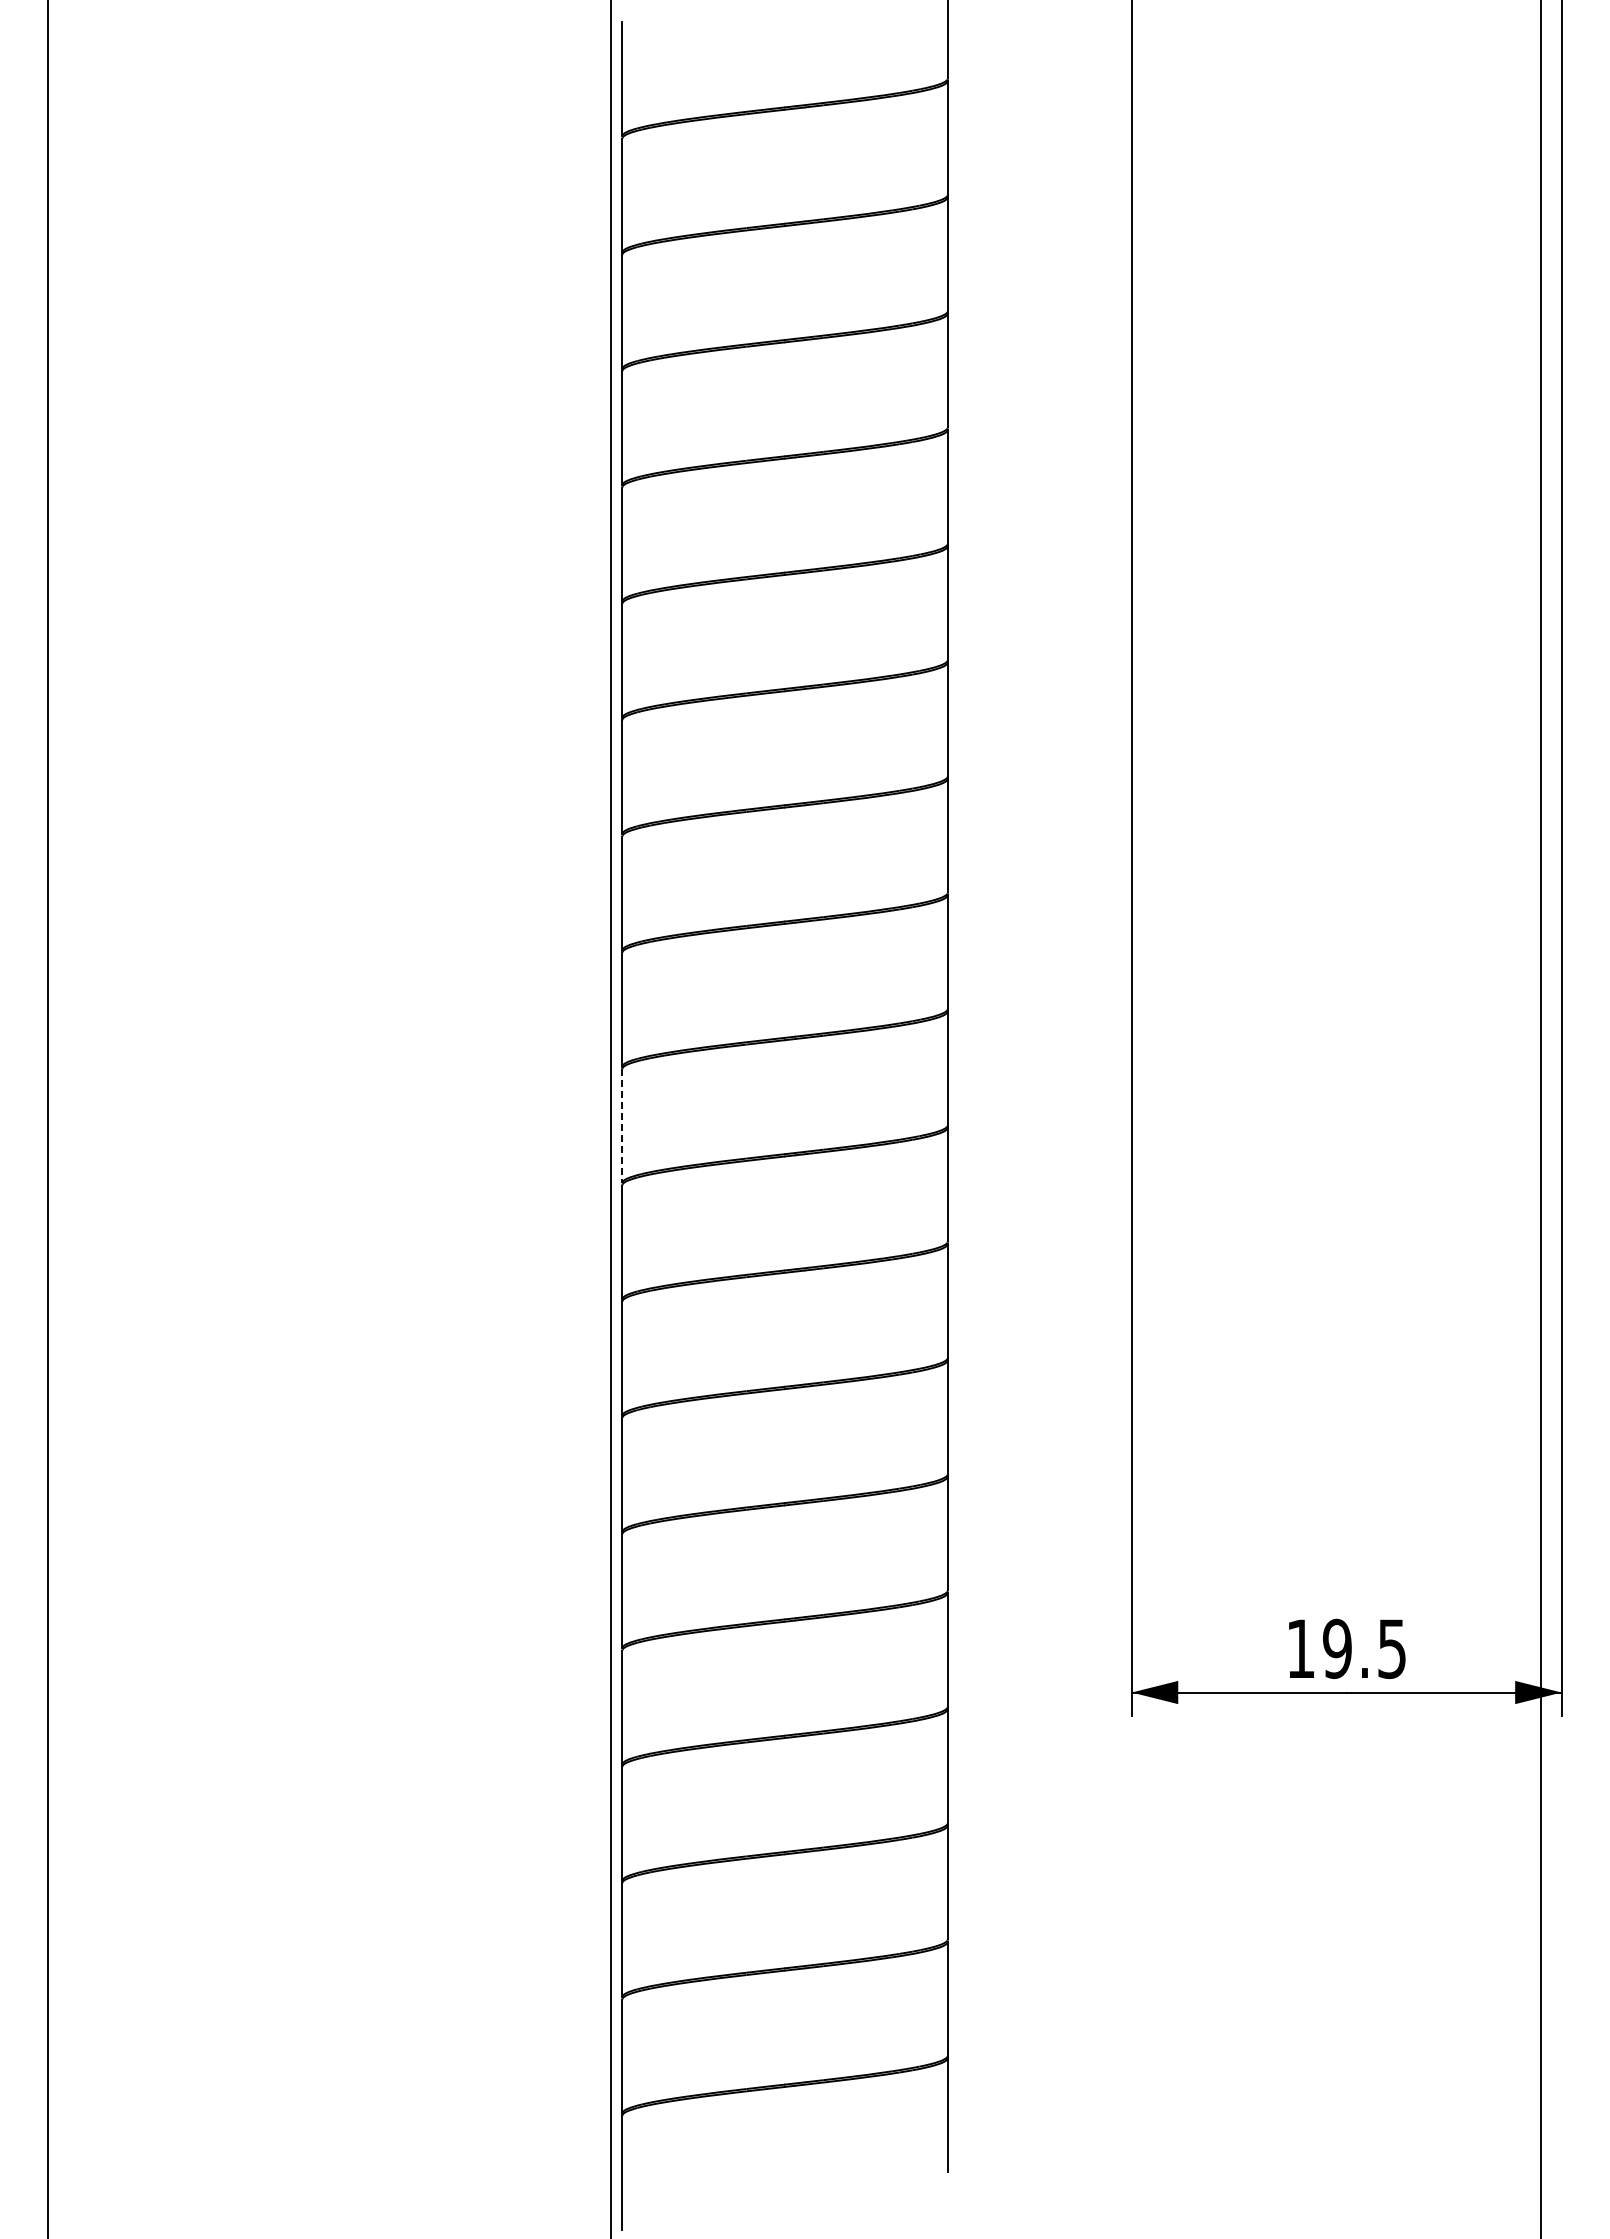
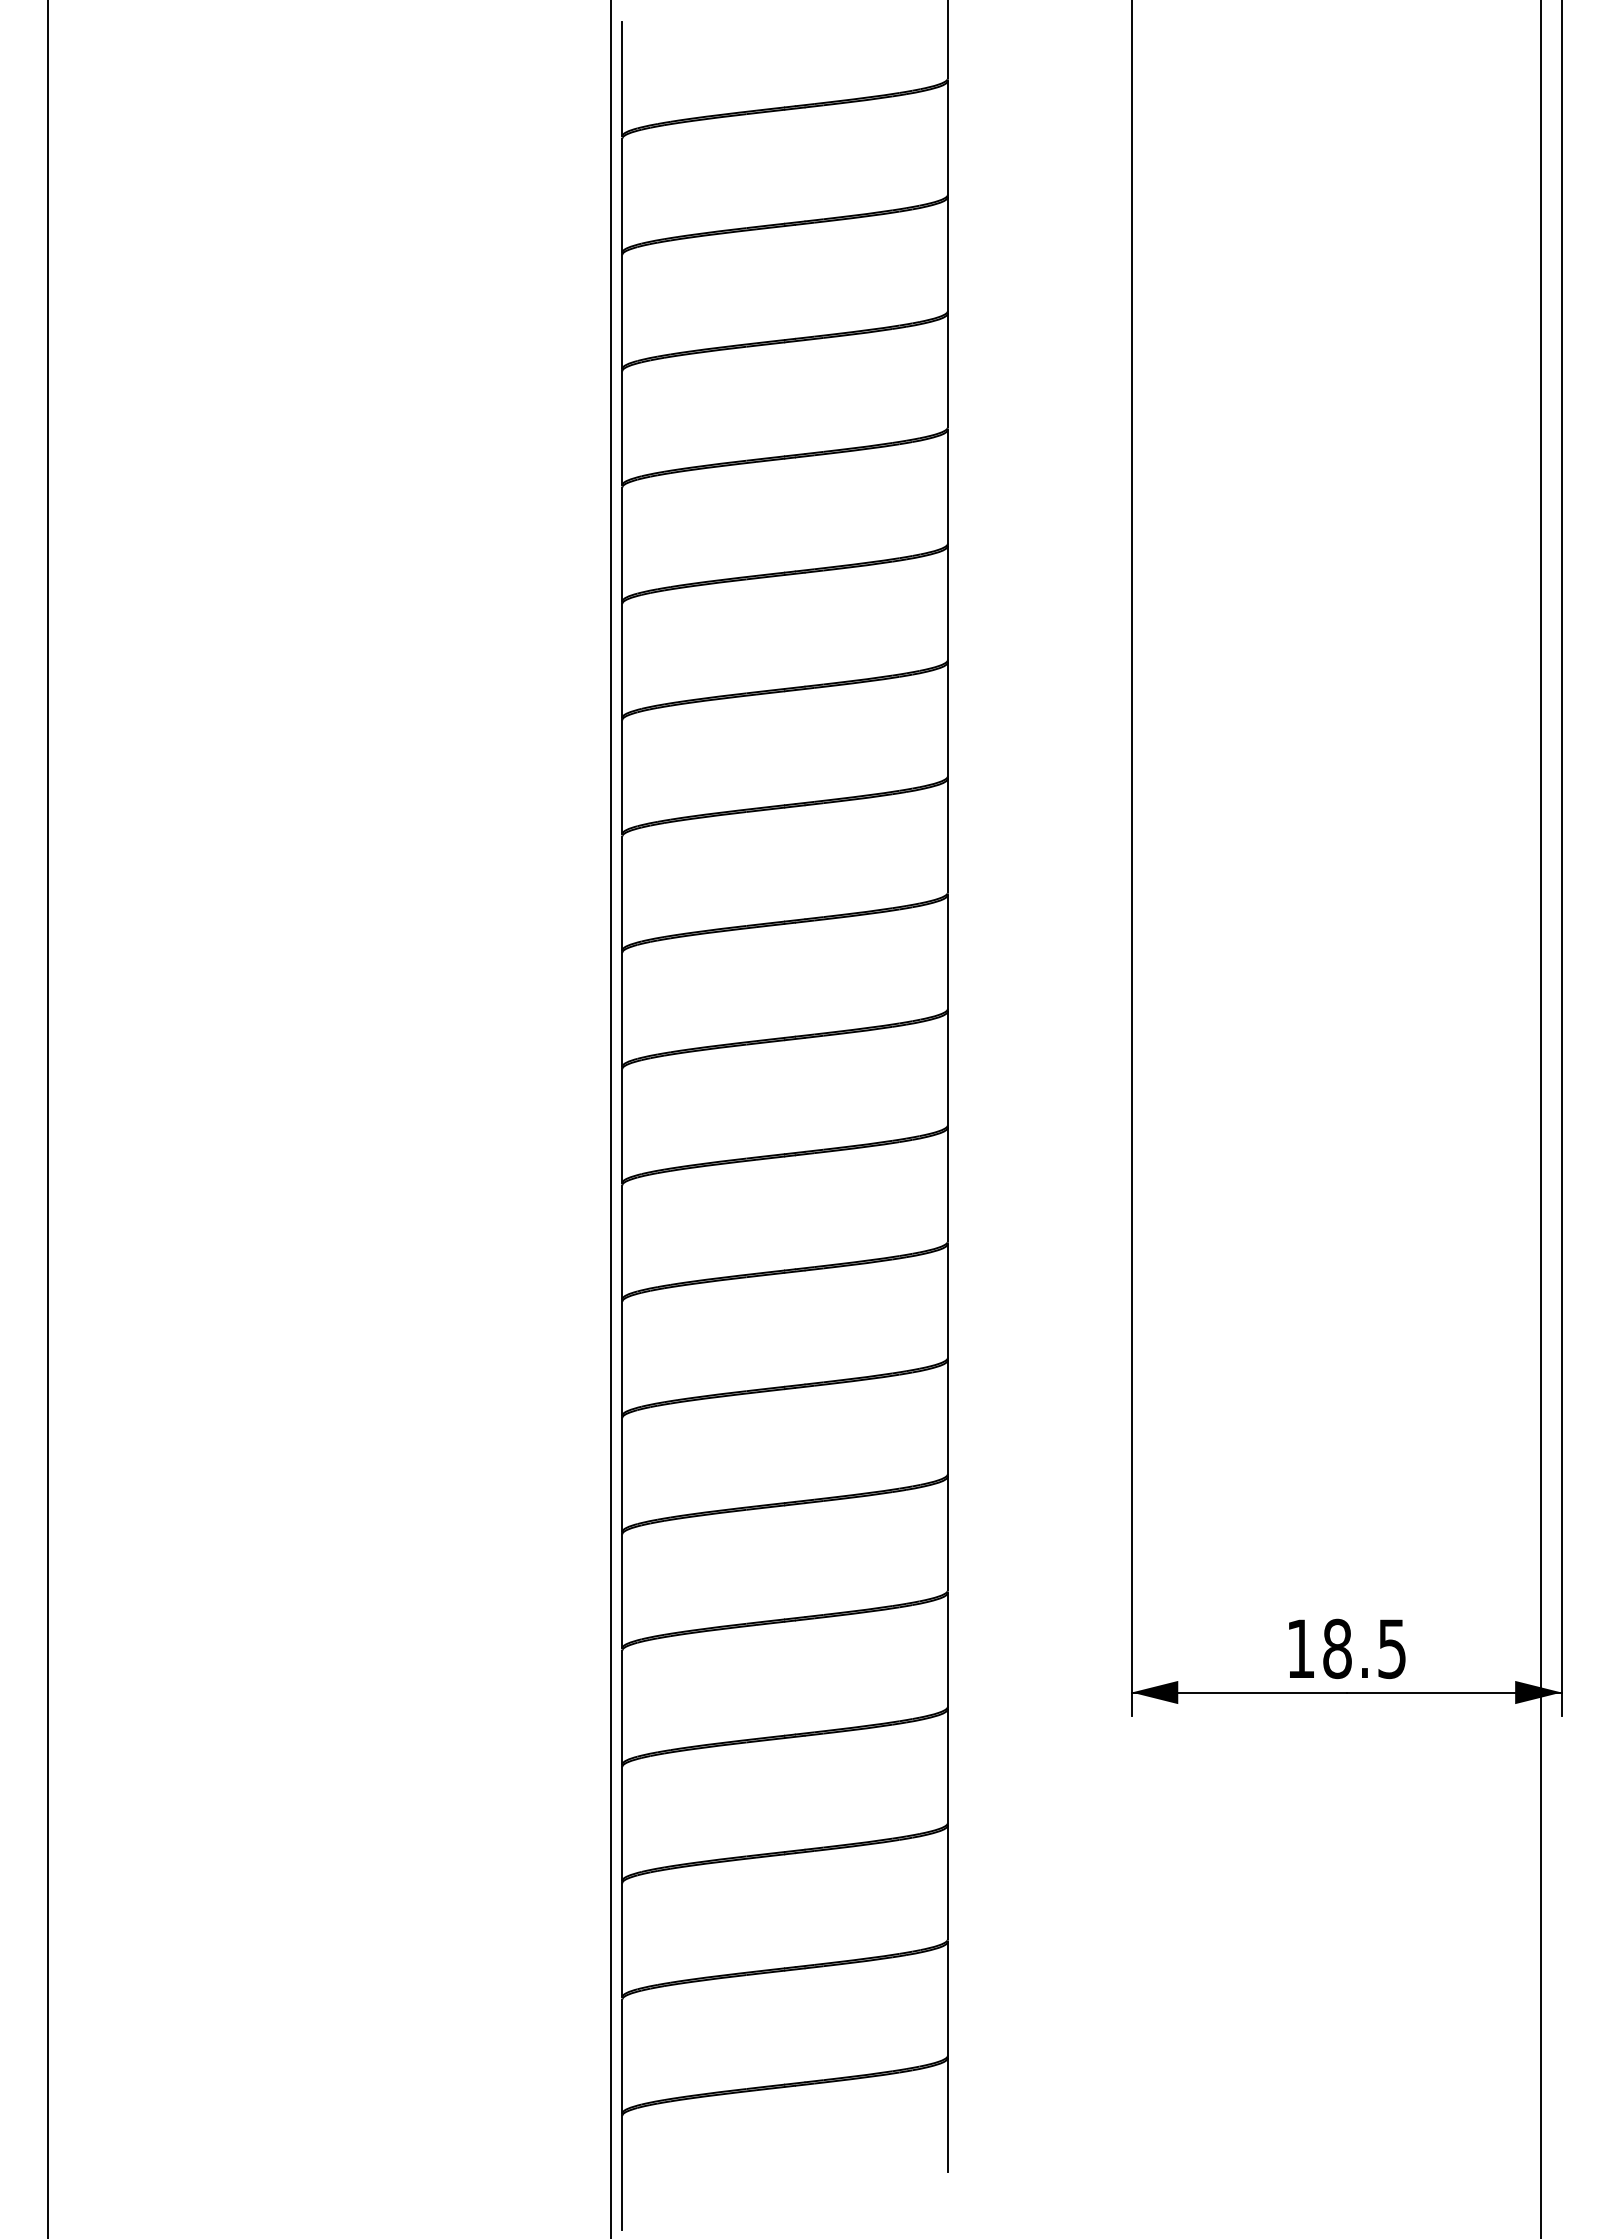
line: dashed -> solid (622, 1126)
text: 19.5 -> 18.5 (1337, 1649)
